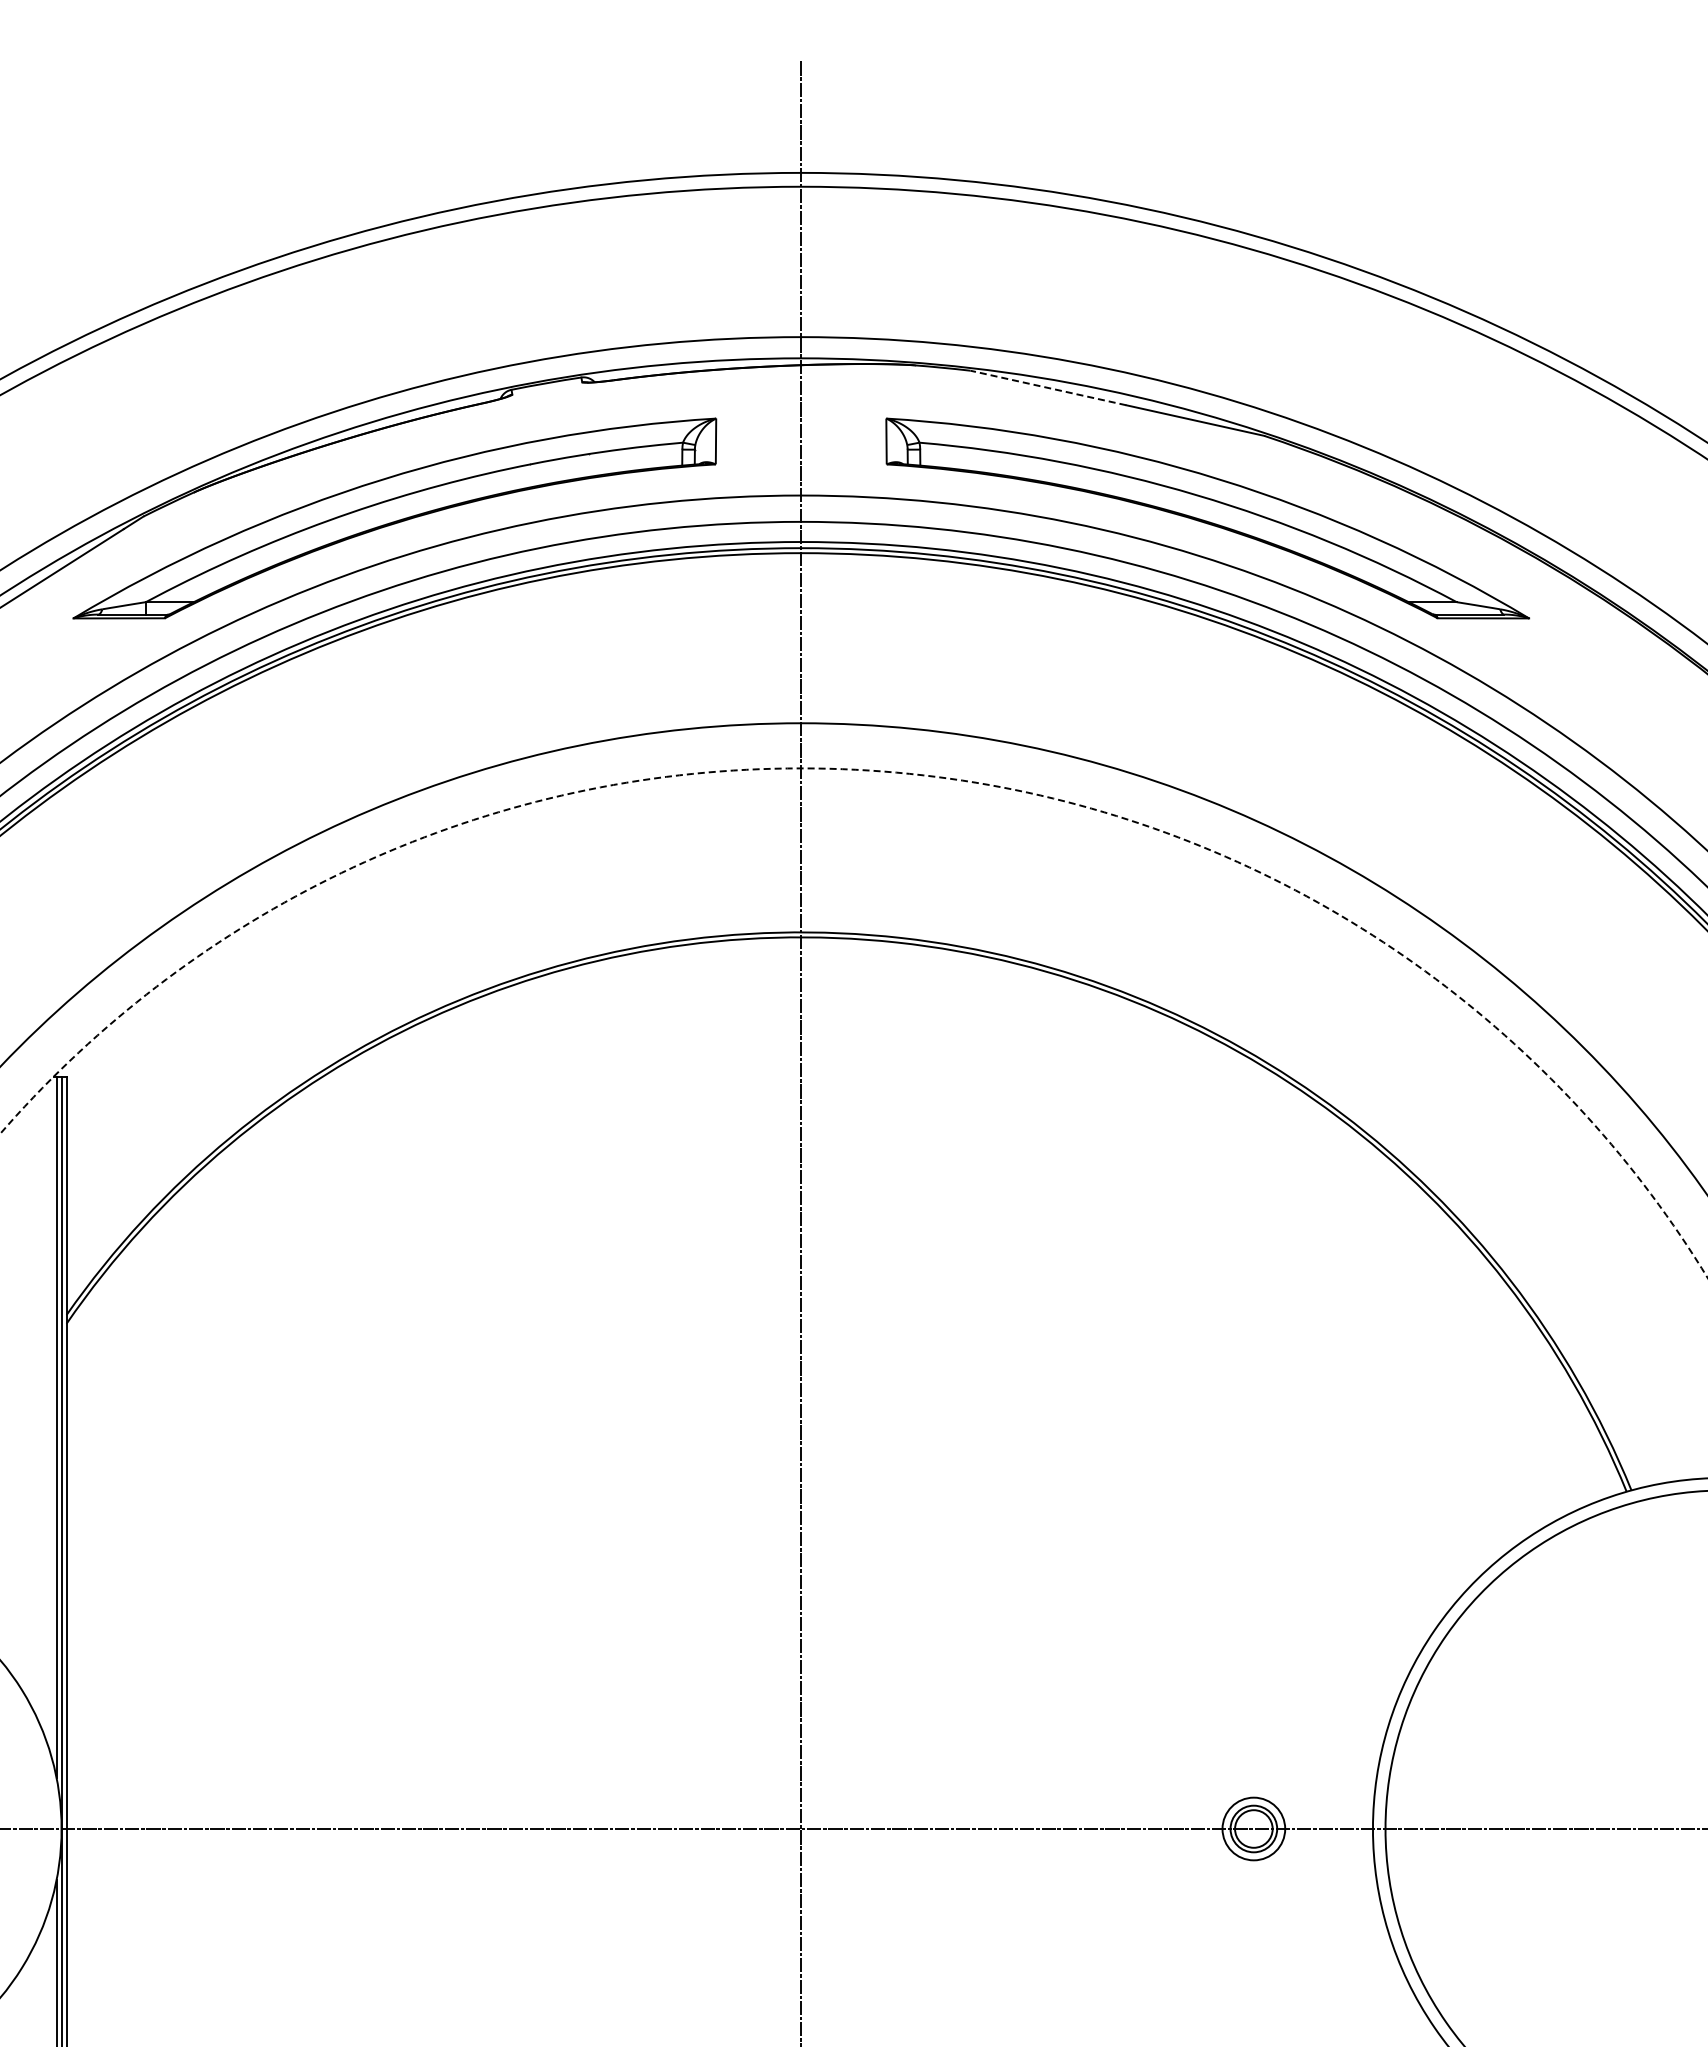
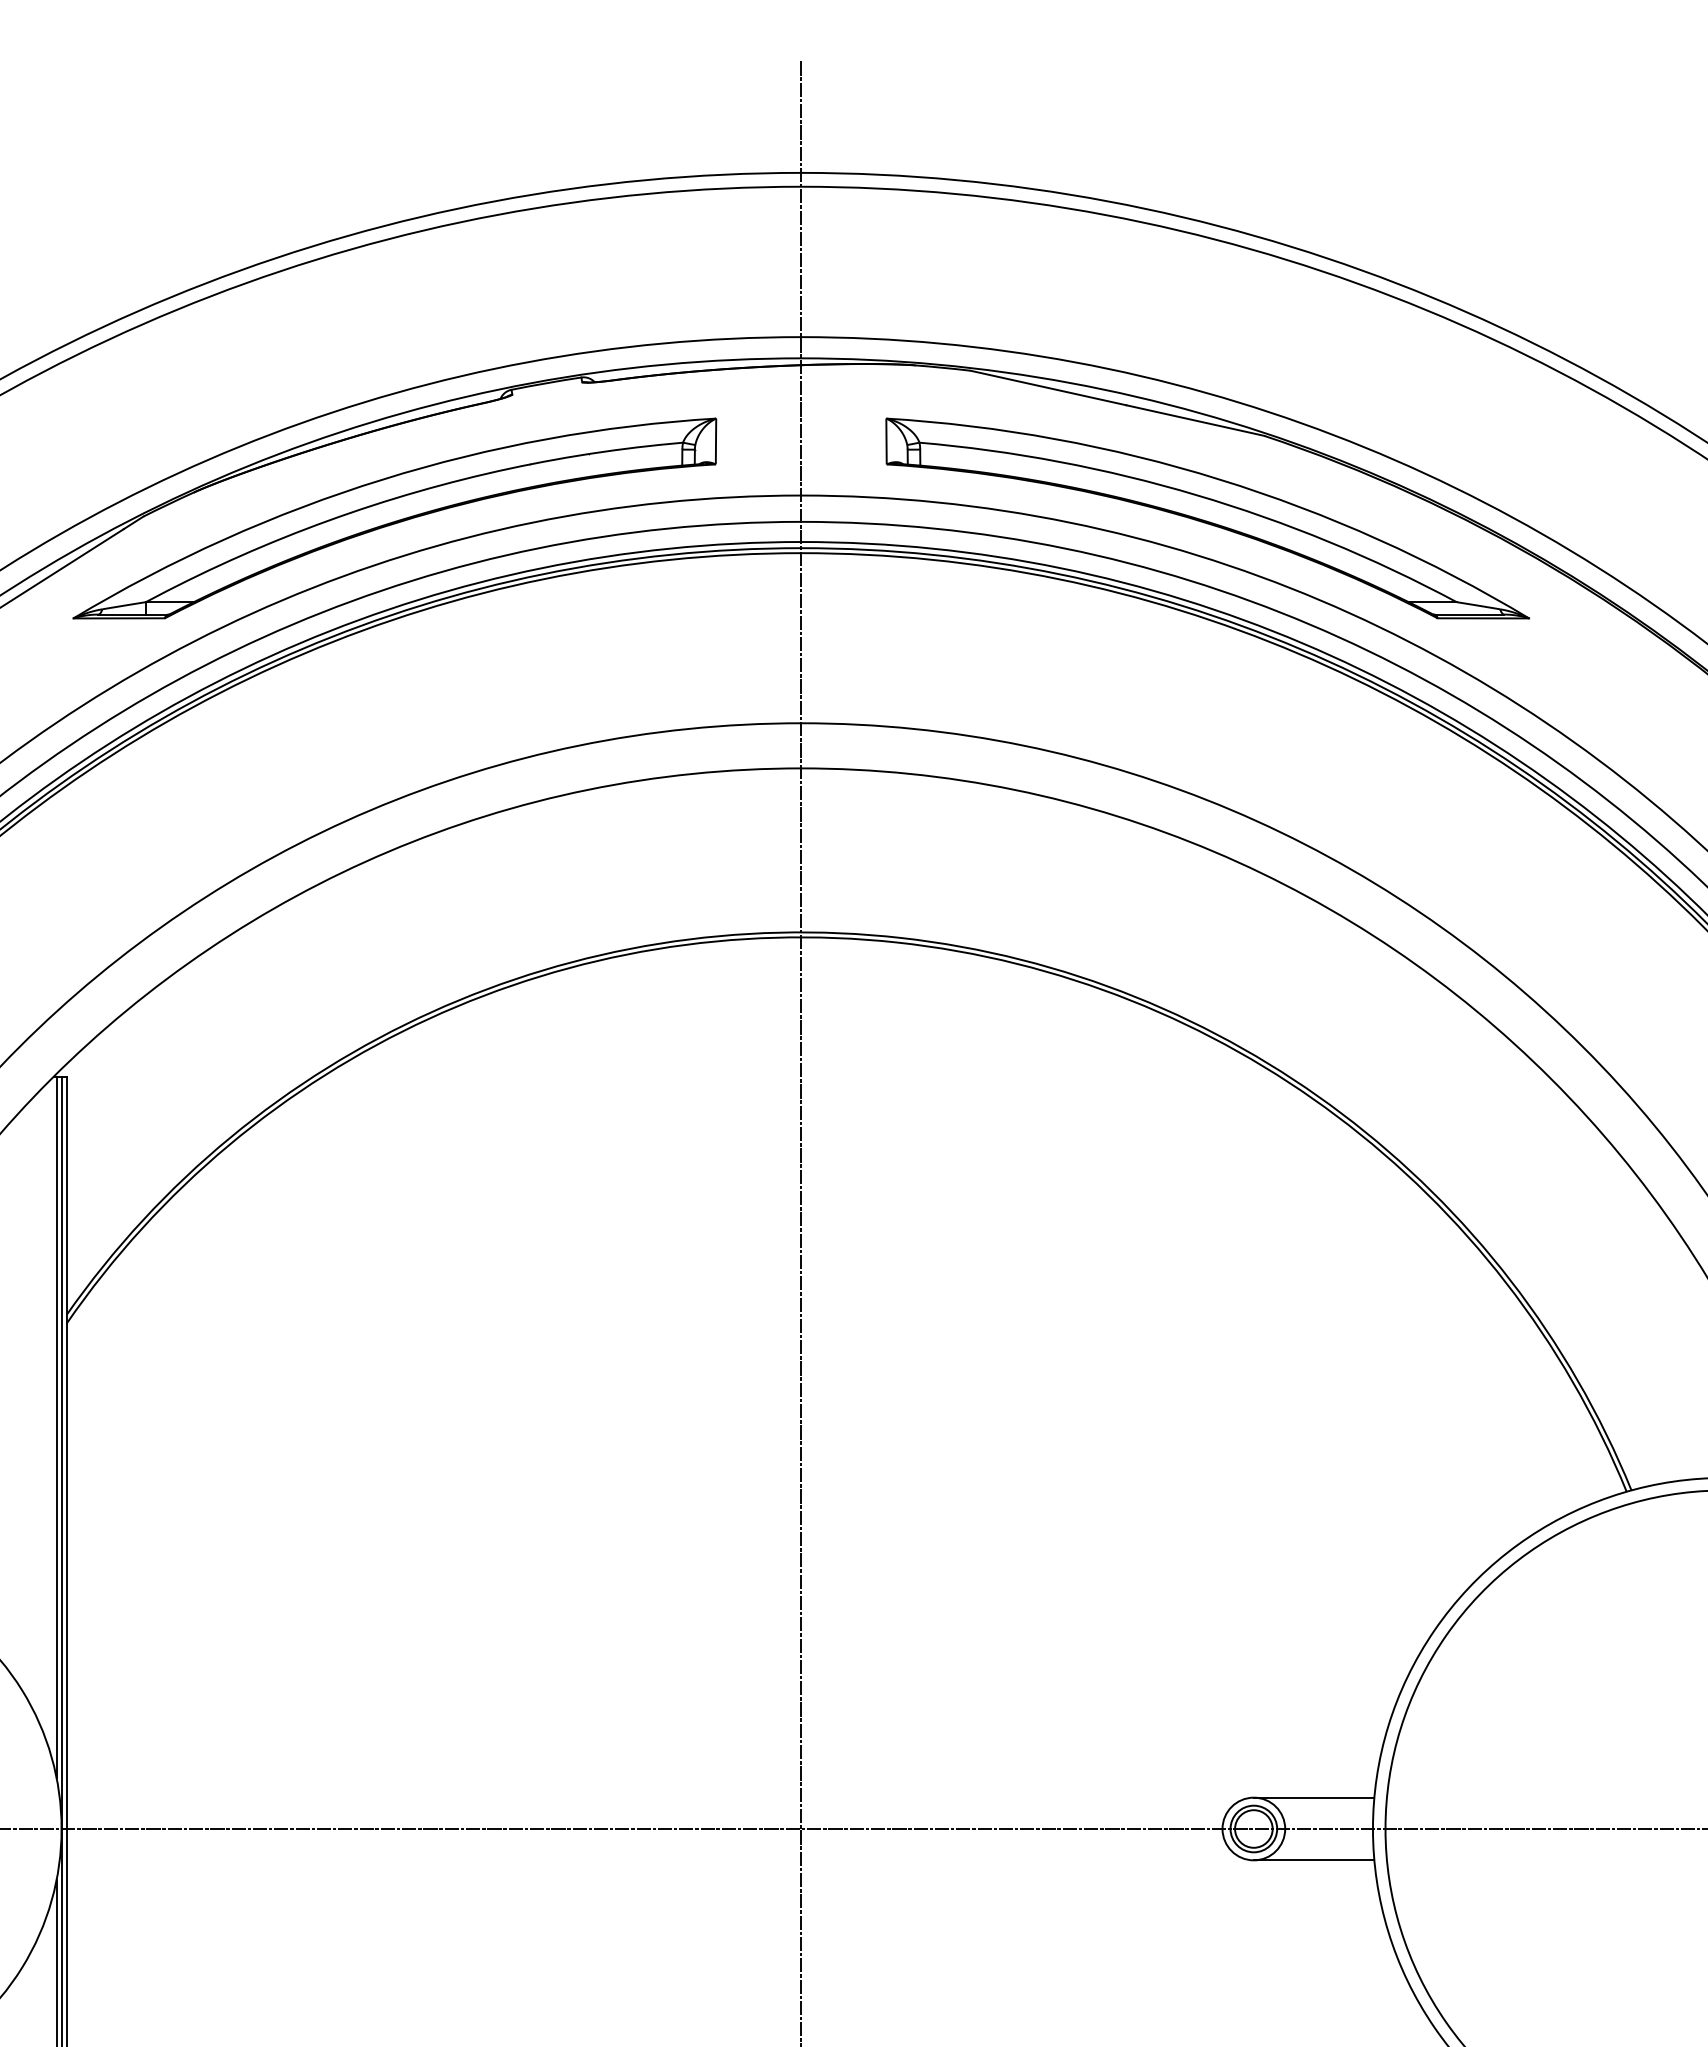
line: dashed -> solid (1048, 388)
circle: dashed -> solid (853, 1023)
line: none -> present (1313, 1797)
line: none -> present (1313, 1860)
